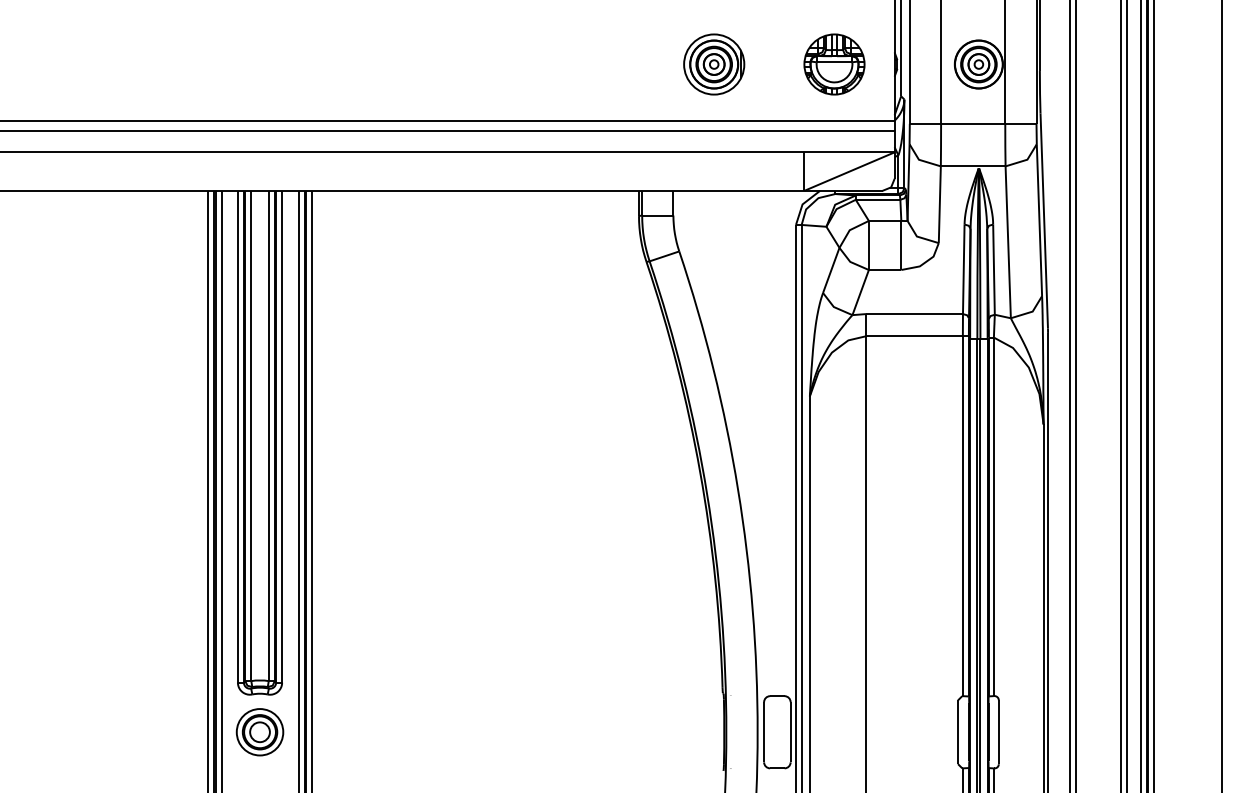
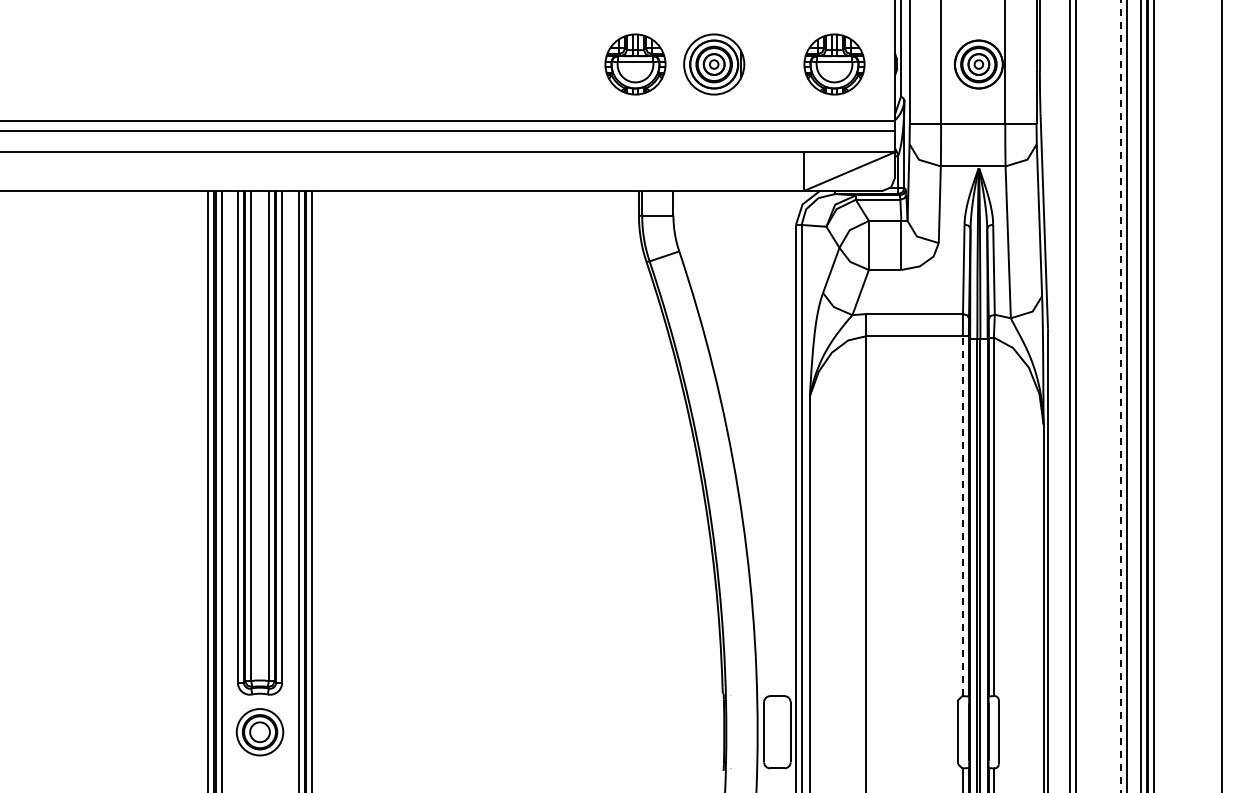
part: none -> present (635, 64)
line: solid -> dashed (1121, 396)
line: solid -> dashed (962, 516)
